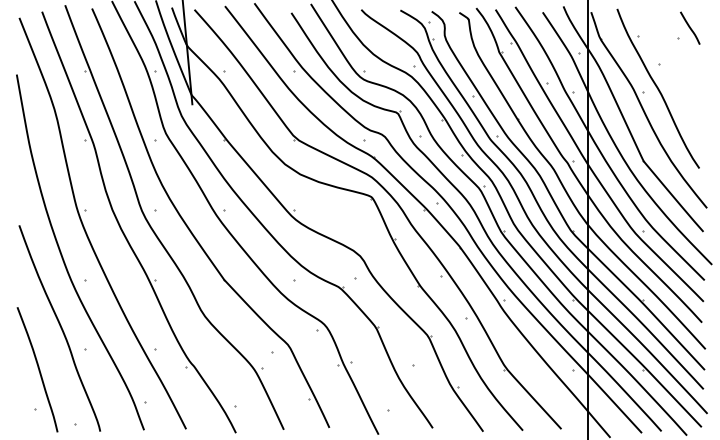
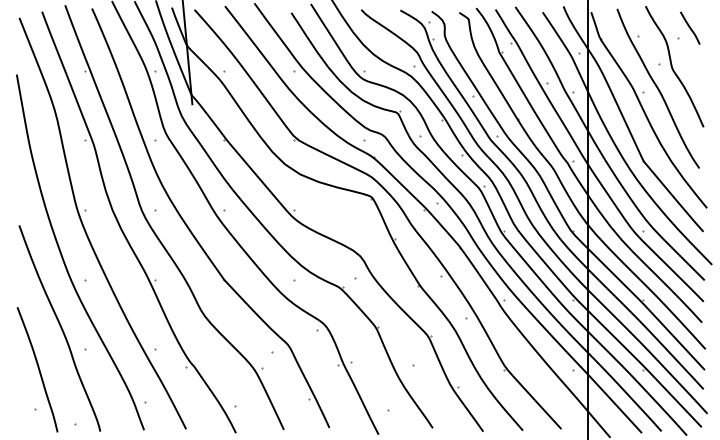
curve: none -> present (672, 66)
